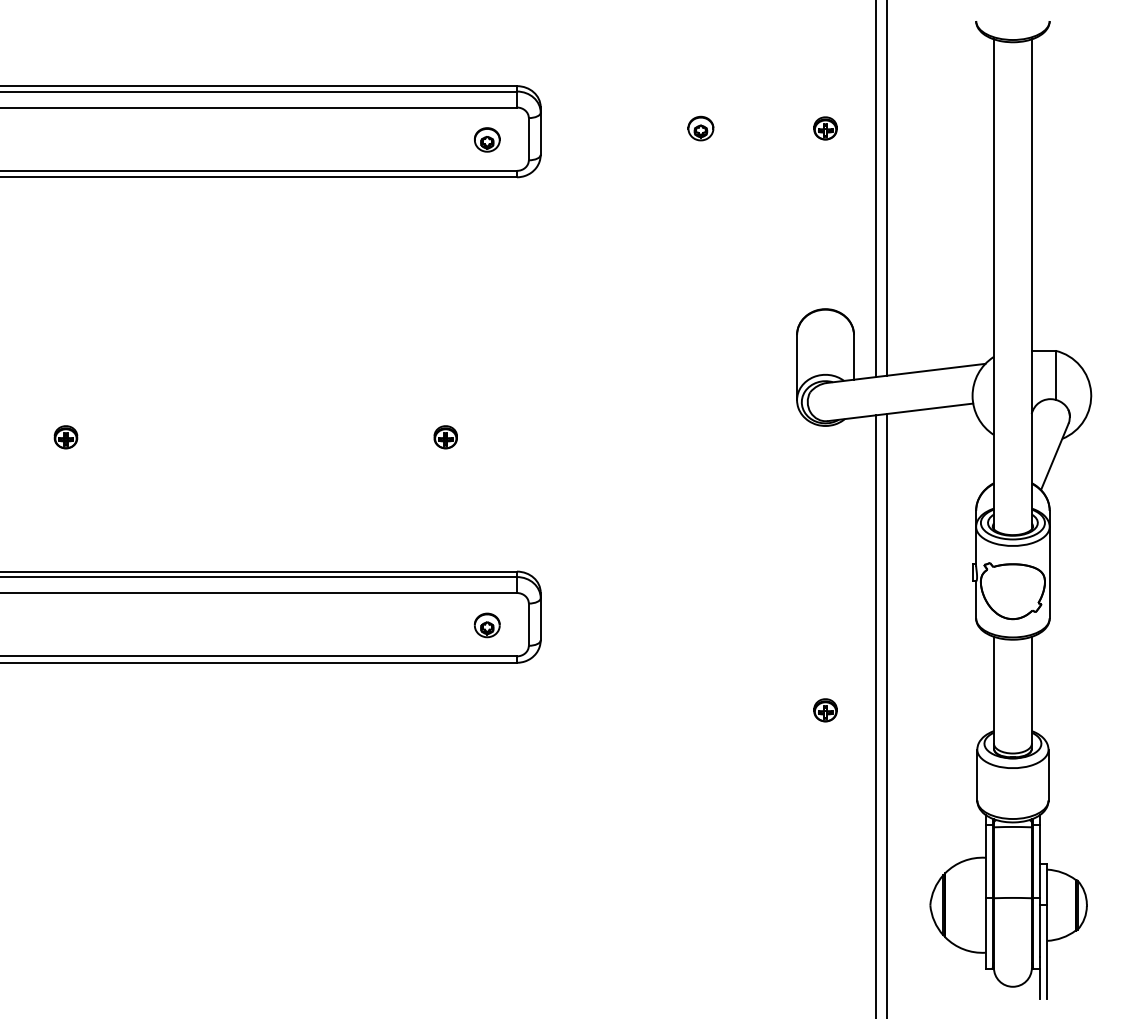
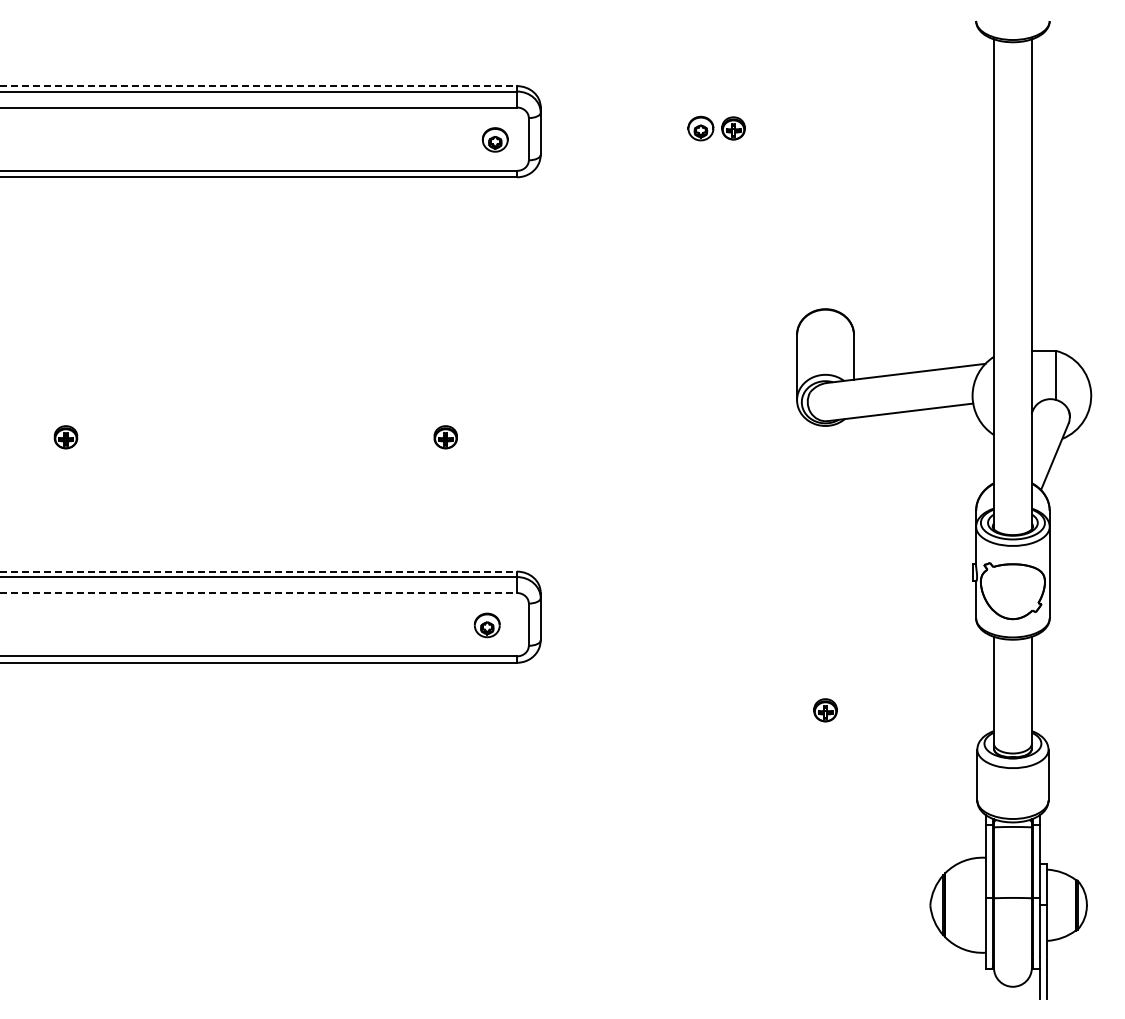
line: solid -> dashed (258, 86)
part position: (825, 128) -> (733, 128) (733, 128)
part position: (487, 139) -> (495, 139) (495, 139)
line: present -> none (887, 188)
line: present -> none (875, 189)
line: solid -> dashed (258, 571)
line: solid -> dashed (258, 593)
line: present -> none (887, 714)
line: present -> none (875, 715)
